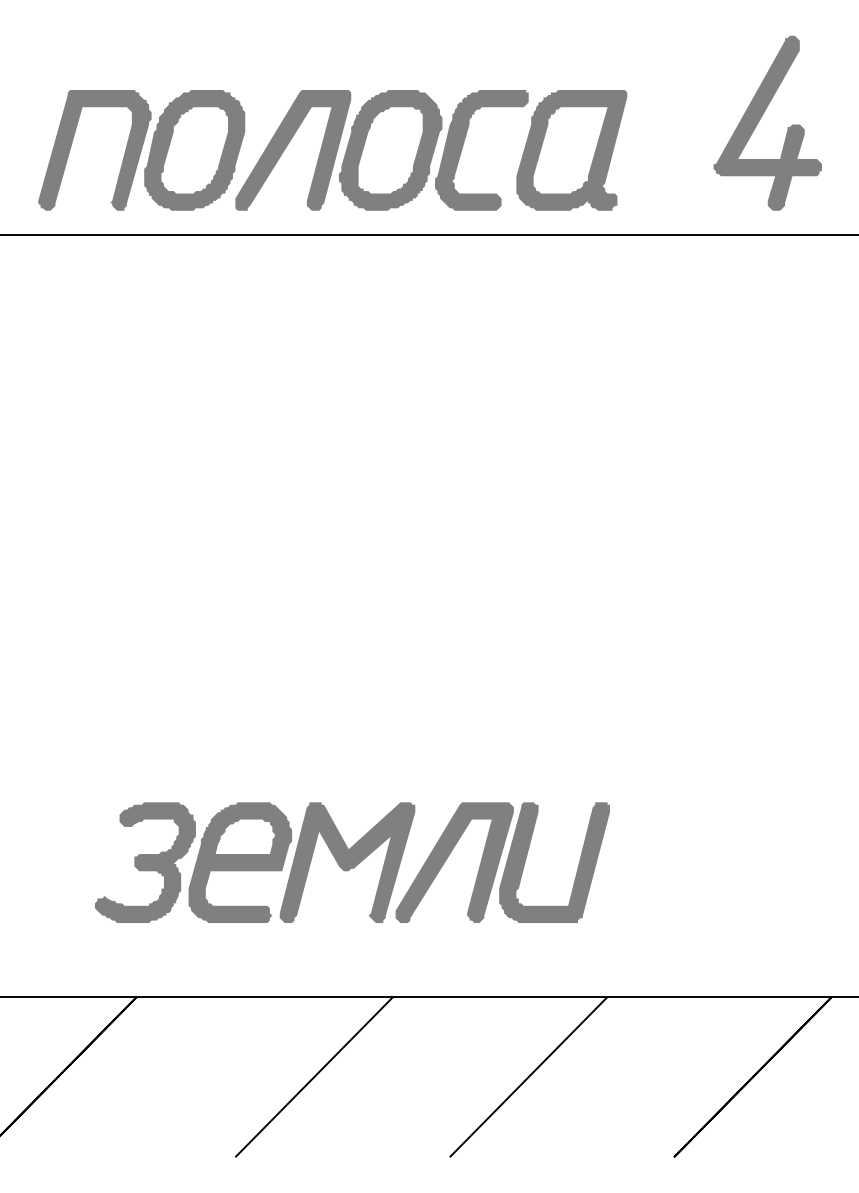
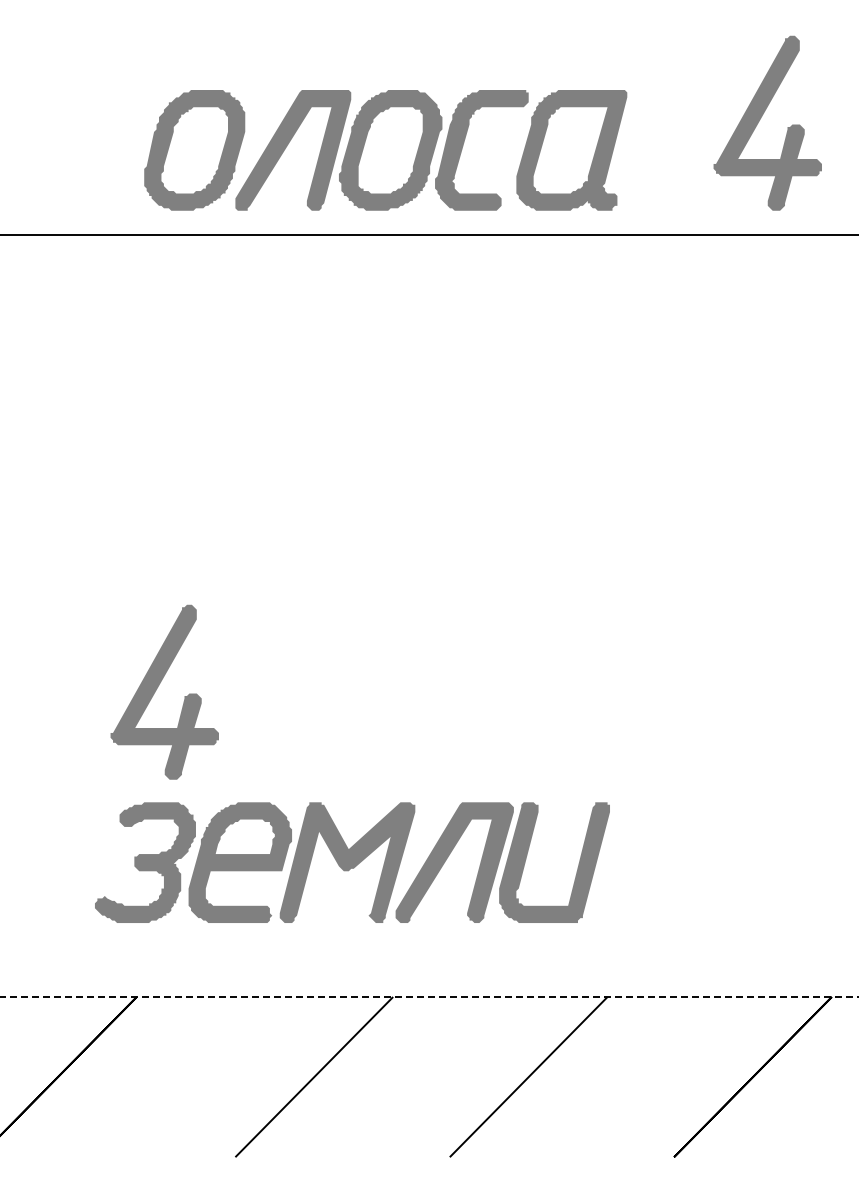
fill: present -> none (94, 150)
part: none -> present (157, 688)
line: solid -> dashed (429, 997)
